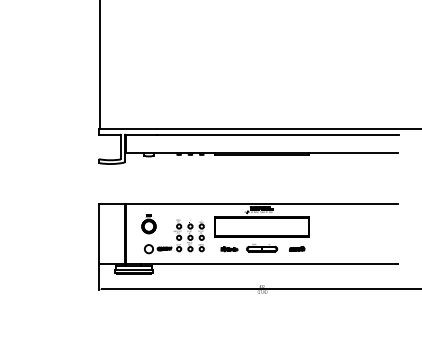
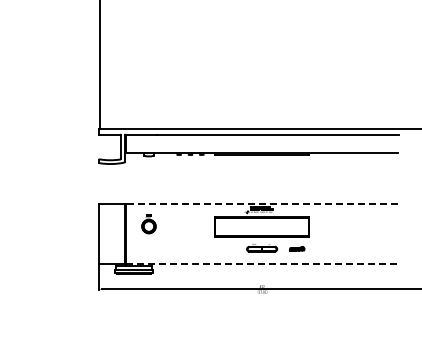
line: solid -> dashed (262, 203)
part: present -> none (174, 236)
part: present -> none (229, 249)
line: solid -> dashed (262, 264)
